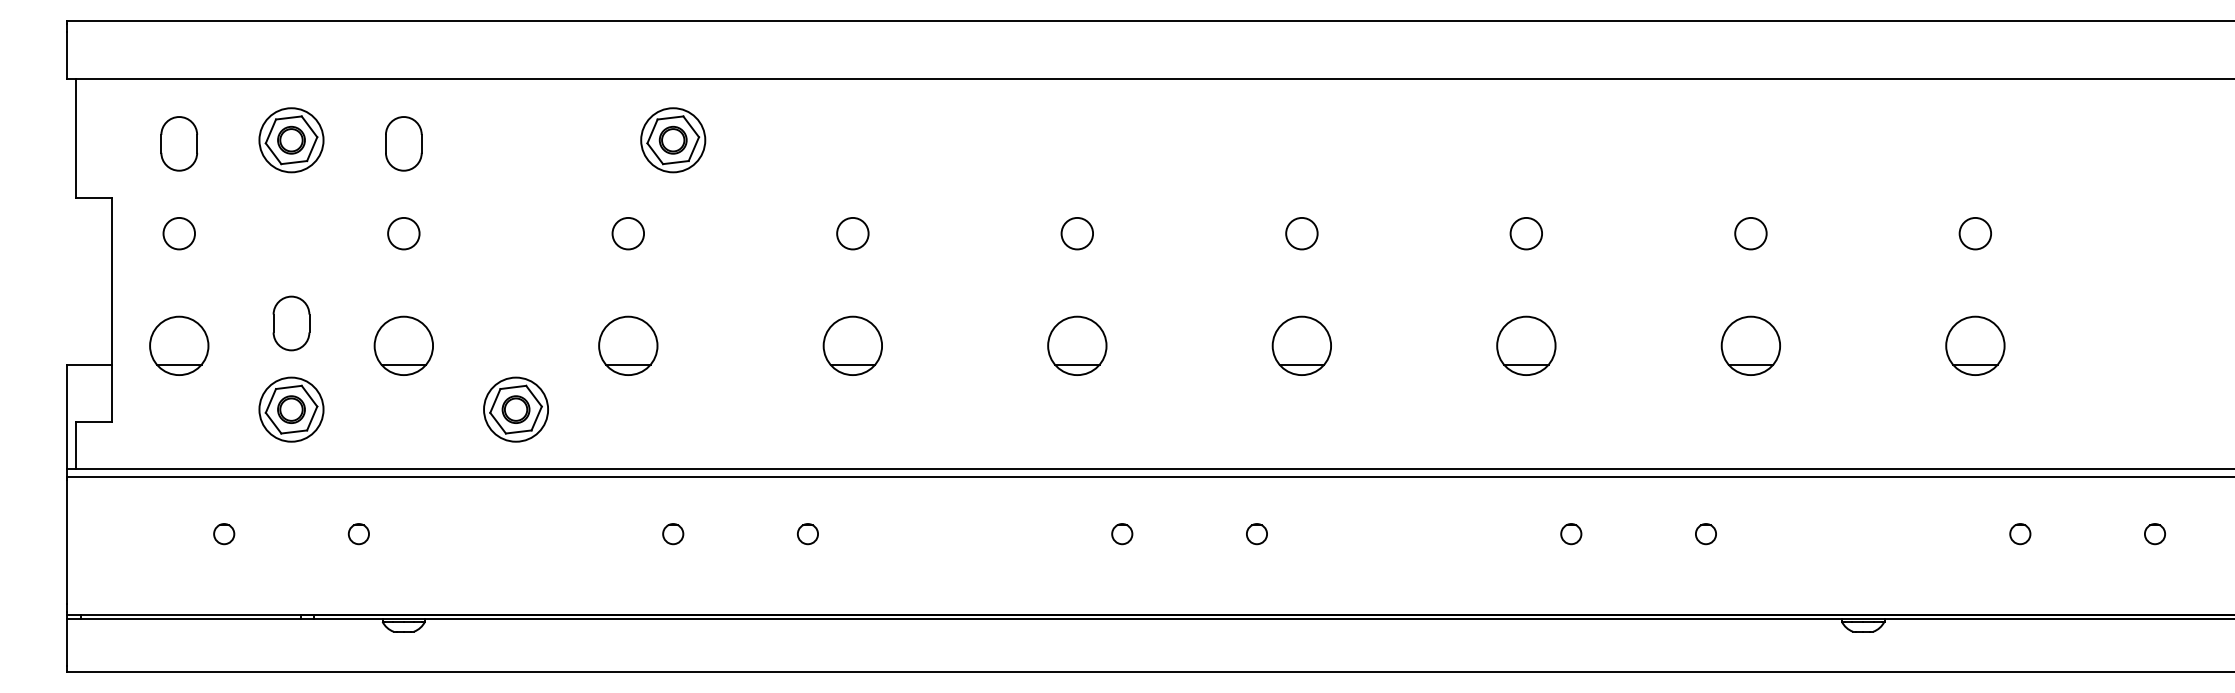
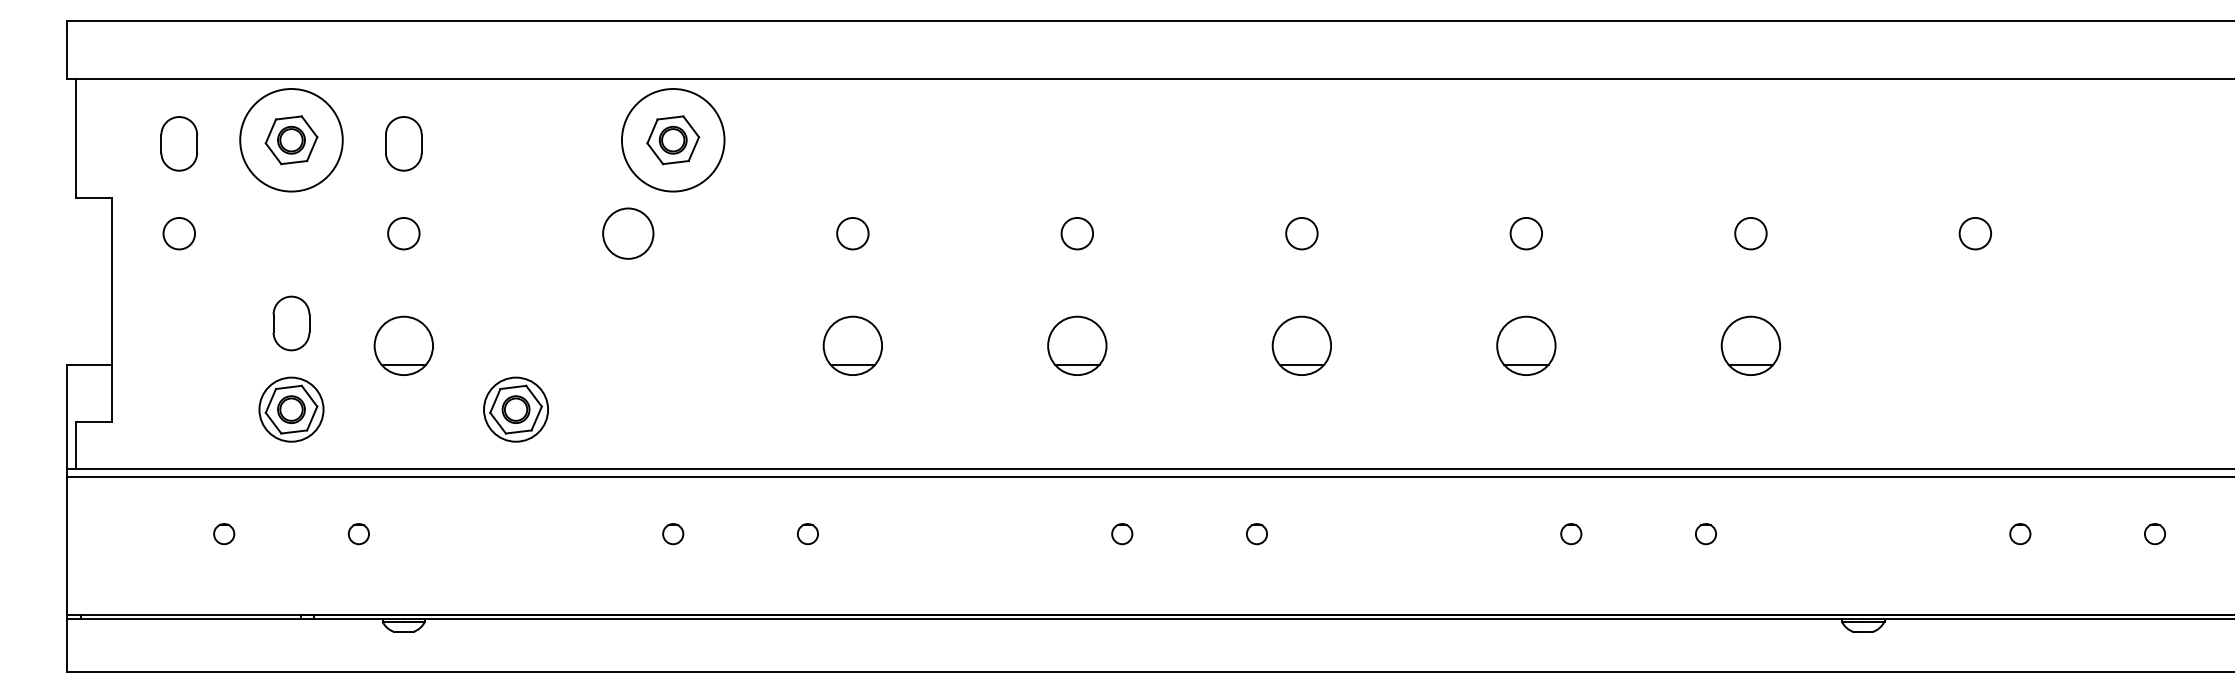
circle diameter: 64 px -> 103 px (291, 140)
circle diameter: 64 px -> 103 px (672, 140)
circle diameter: 31 px -> 50 px (628, 233)
part: present -> none (179, 345)
part: present -> none (628, 345)
part: present -> none (1975, 345)
